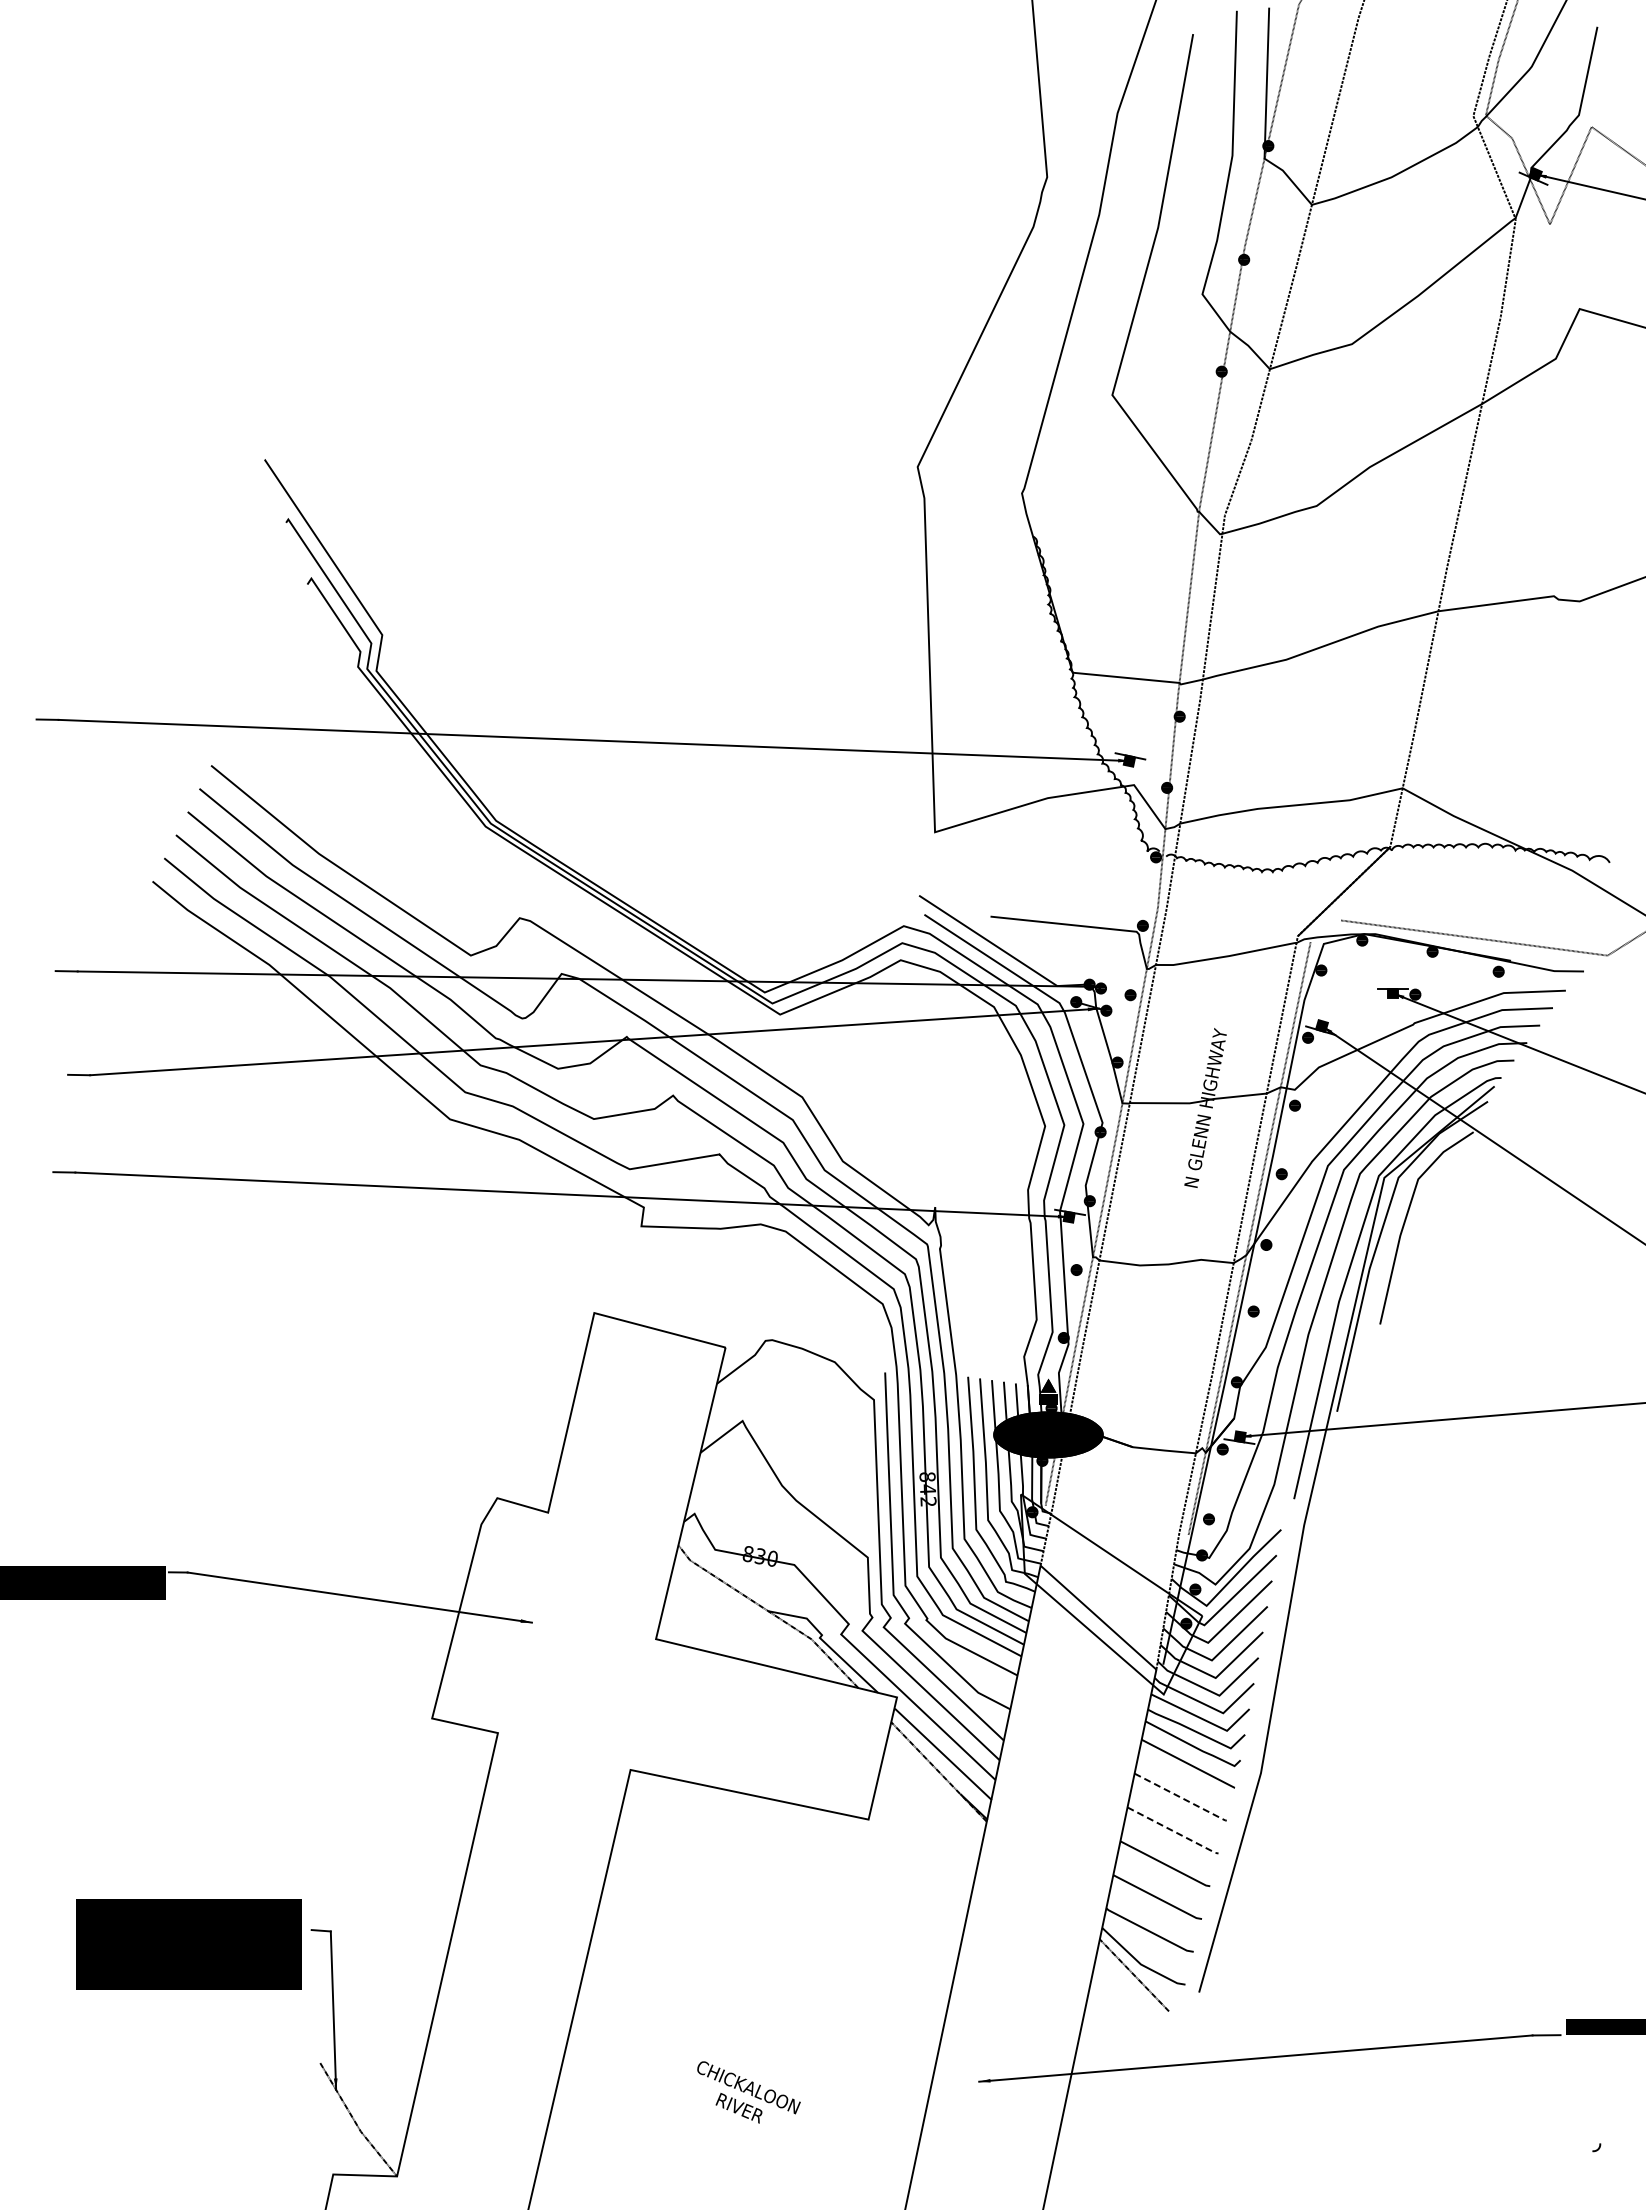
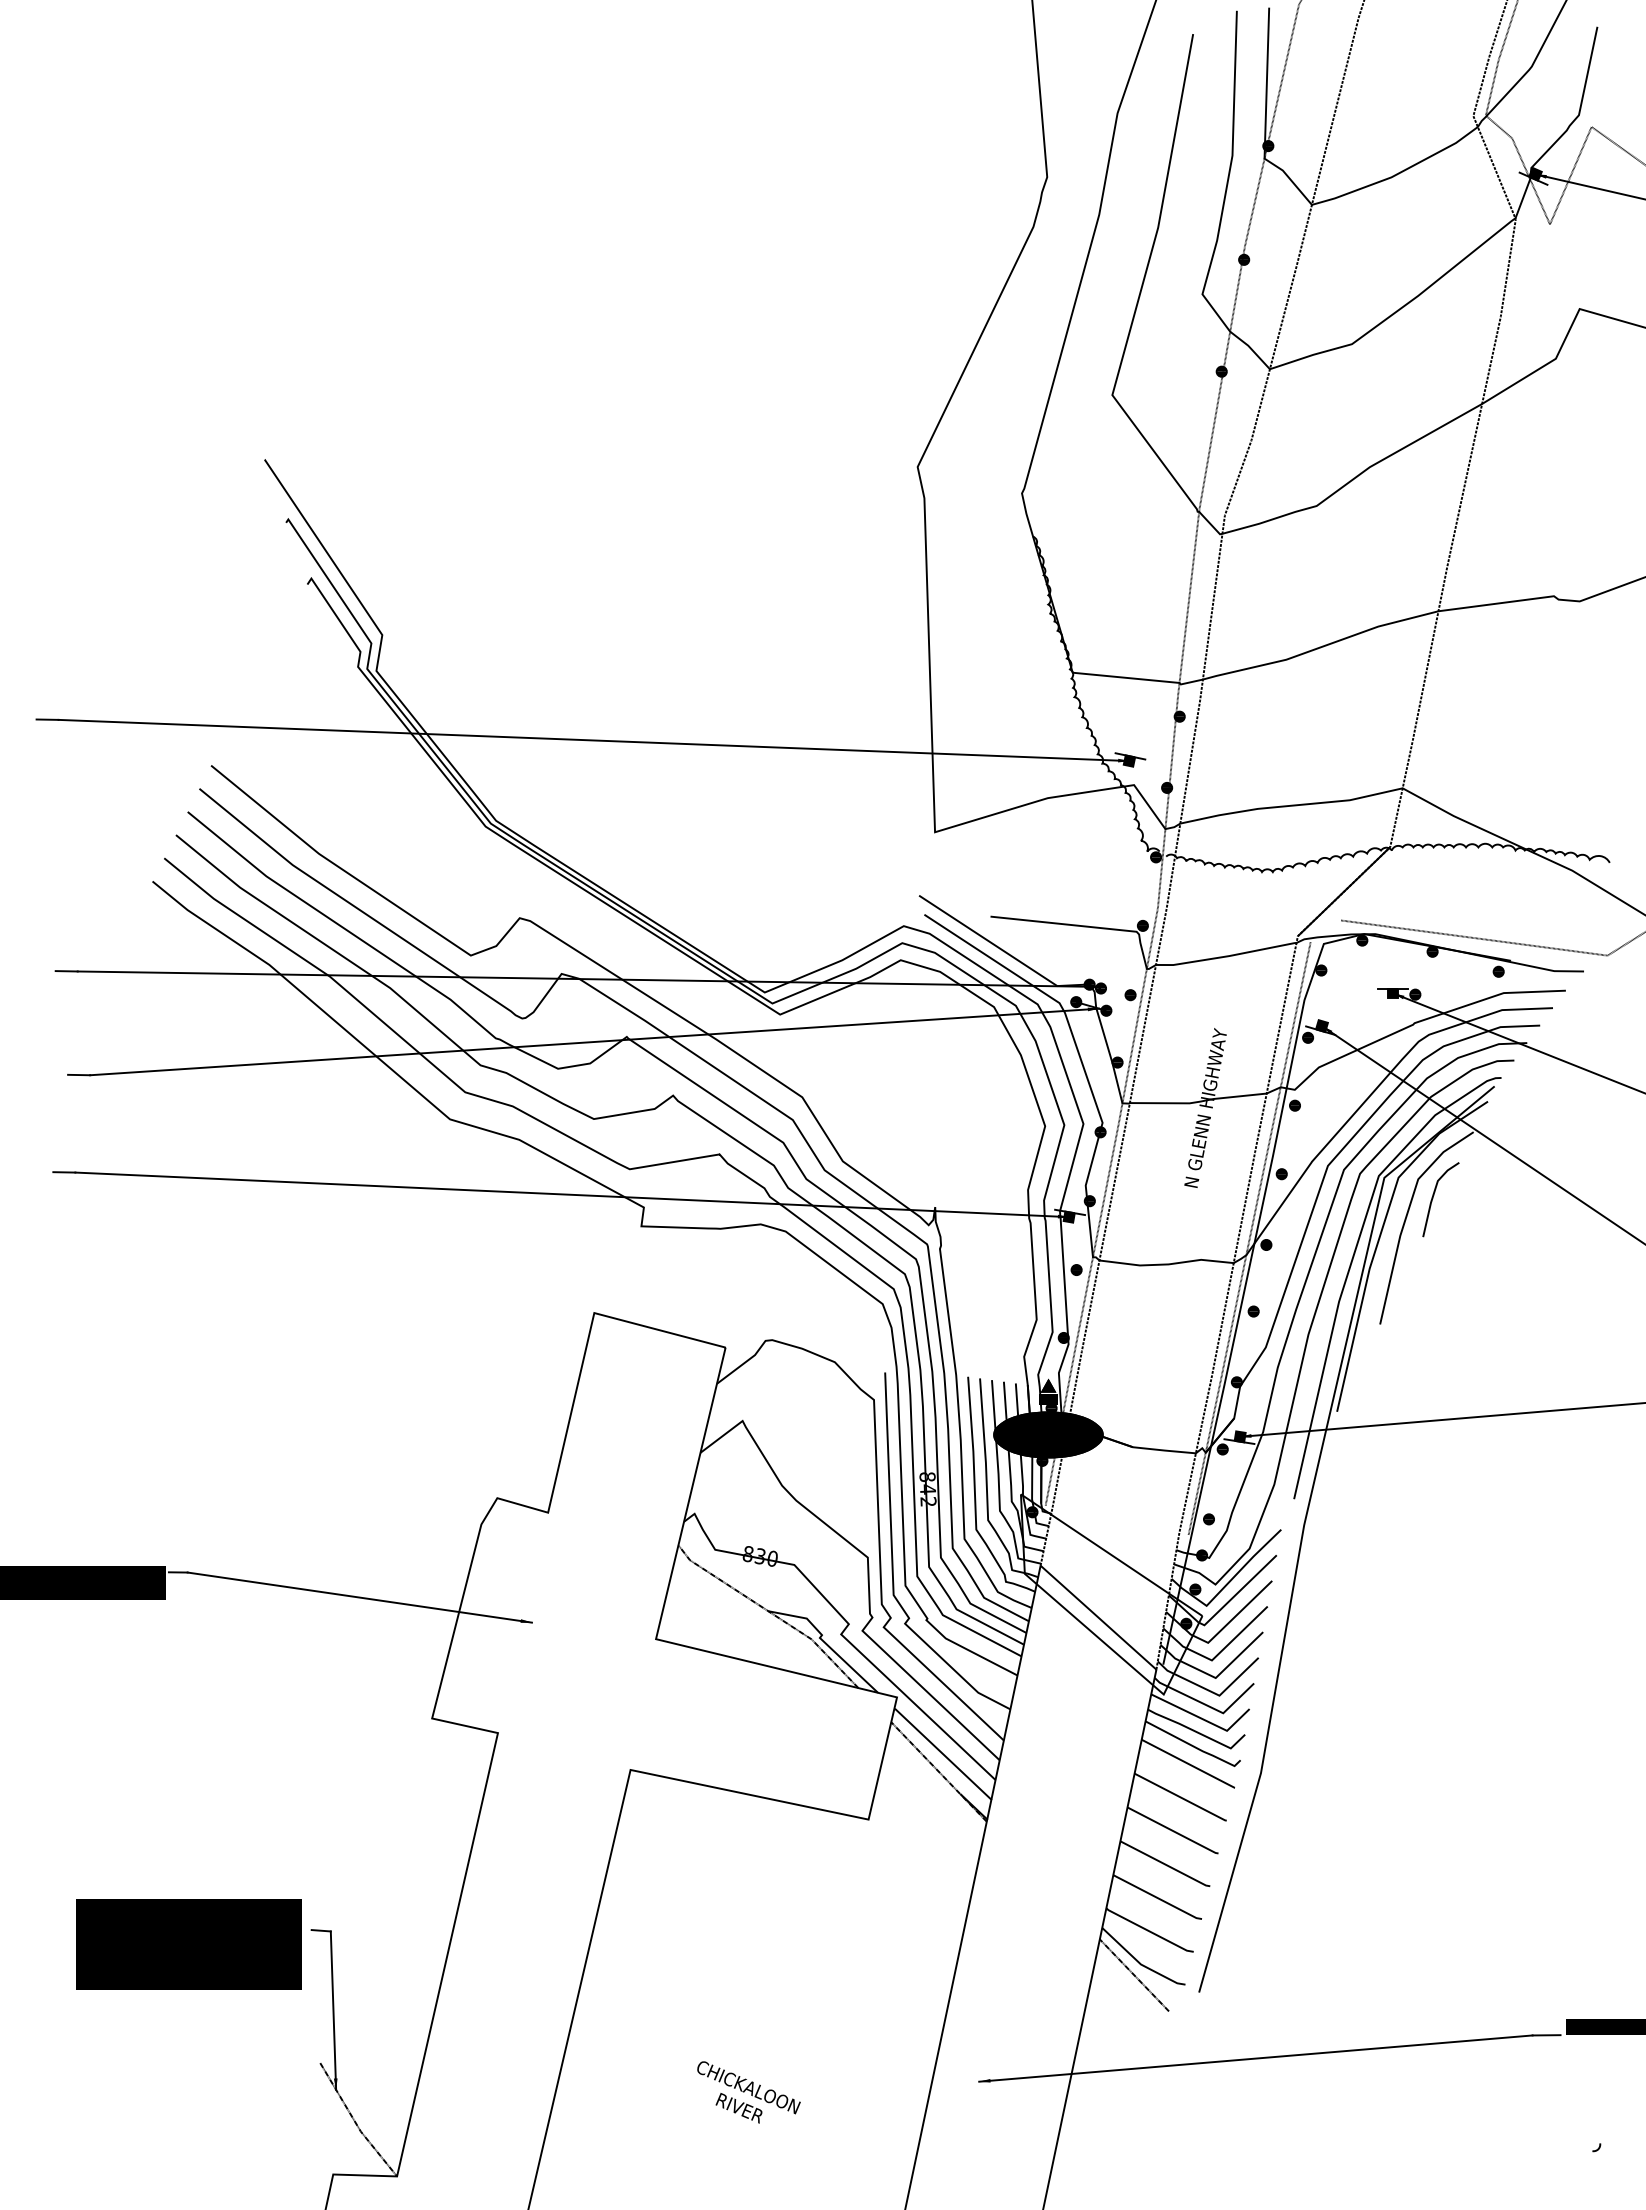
line: none -> present (1433, 1198)
line: dashed -> solid (1181, 1797)
line: dashed -> solid (1173, 1831)
